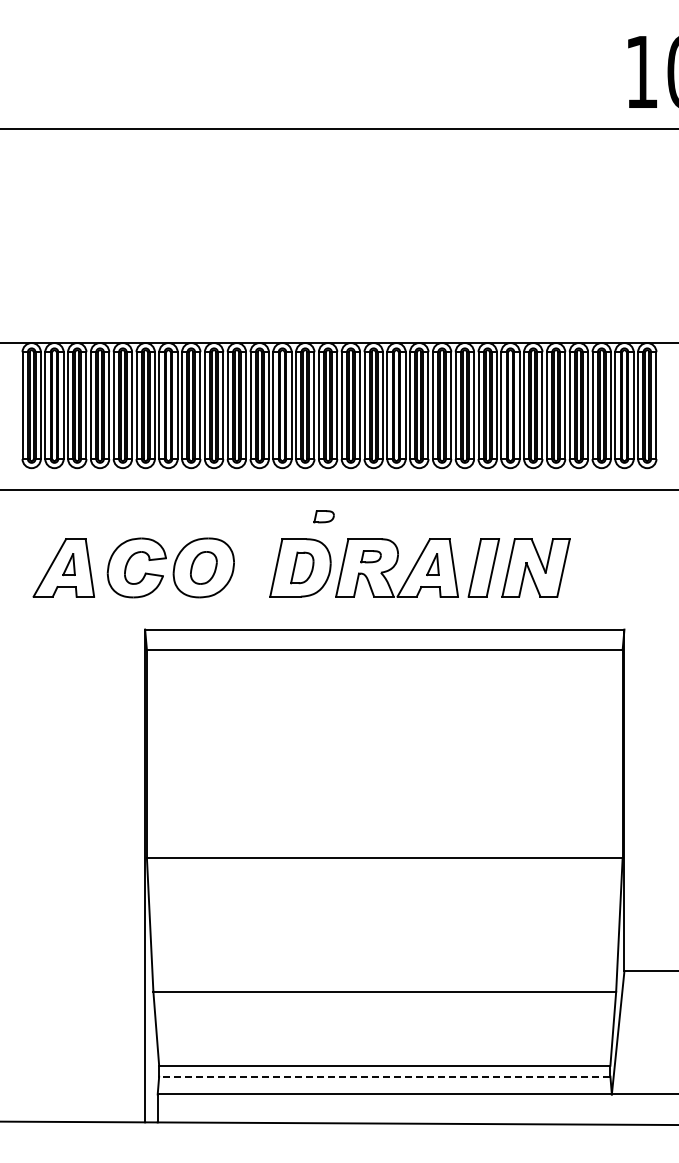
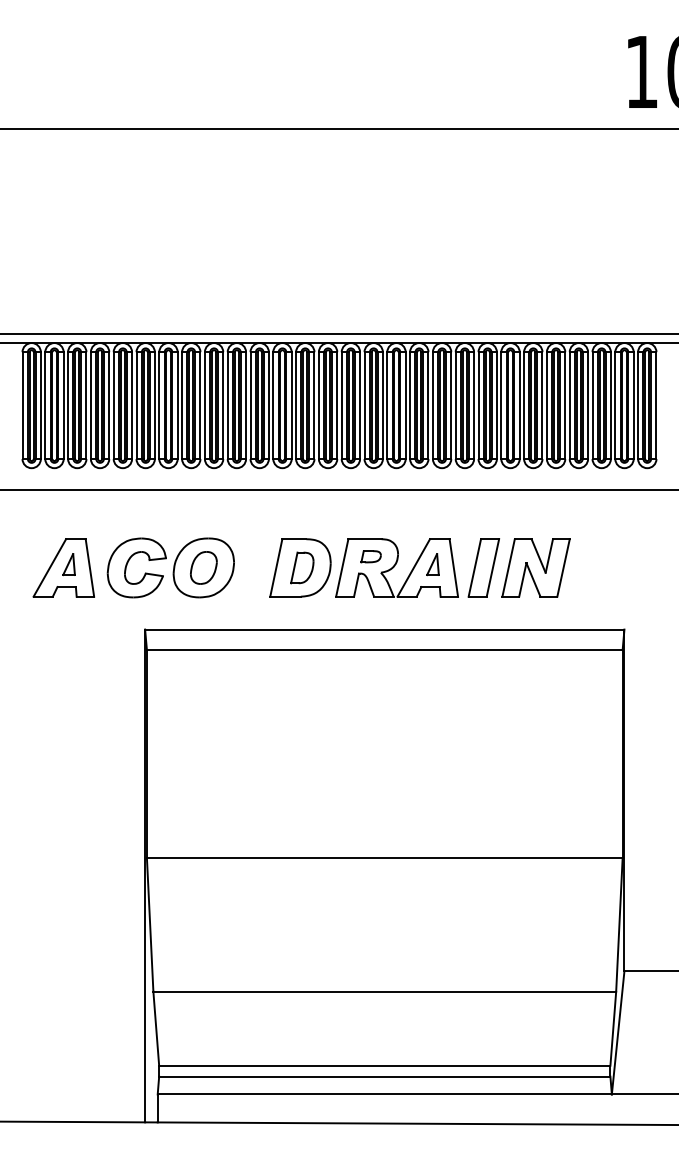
line: none -> present (338, 334)
part: present -> none (323, 516)
line: dashed -> solid (384, 1076)
